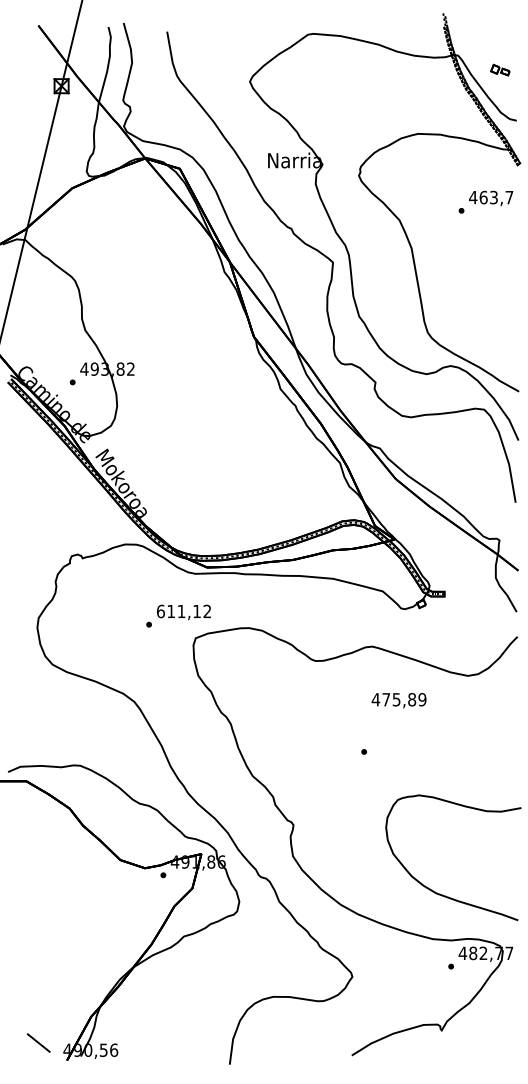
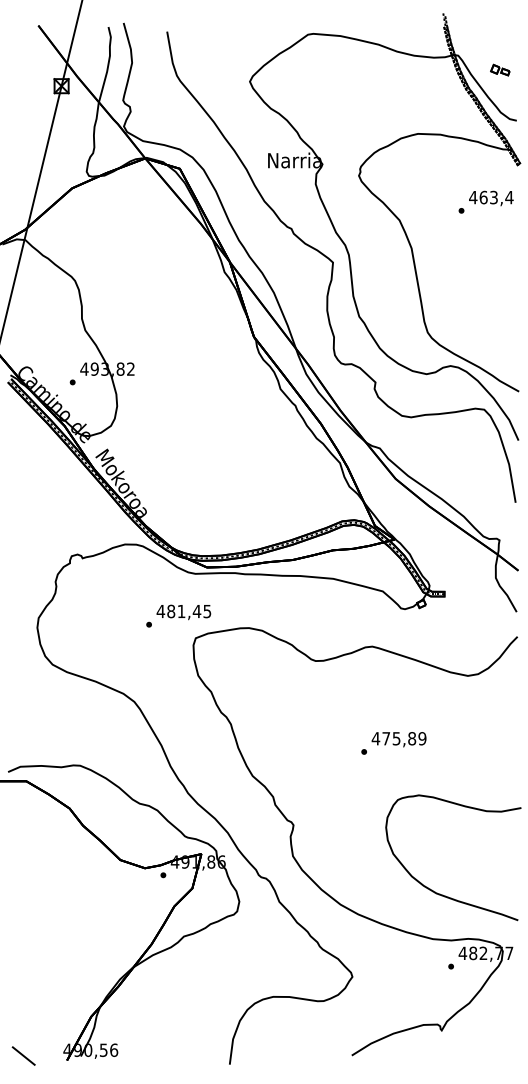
text: 463,7 -> 463,4 (509, 197)
text: 611,12 -> 481,45 (183, 611)
text position: (398, 700) -> (398, 739) (398, 739)
line position: (38, 1042) -> (23, 1055) (23, 1055)
